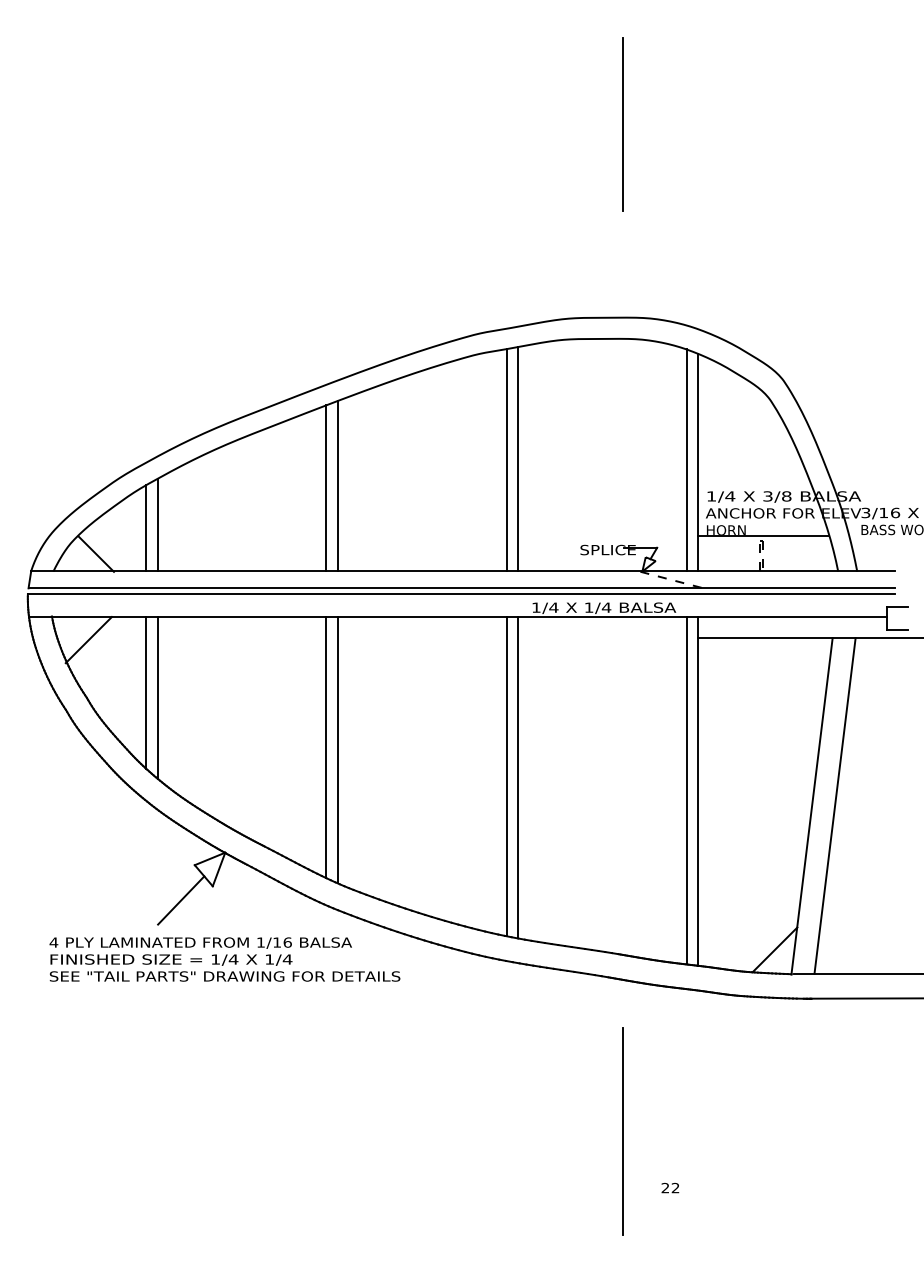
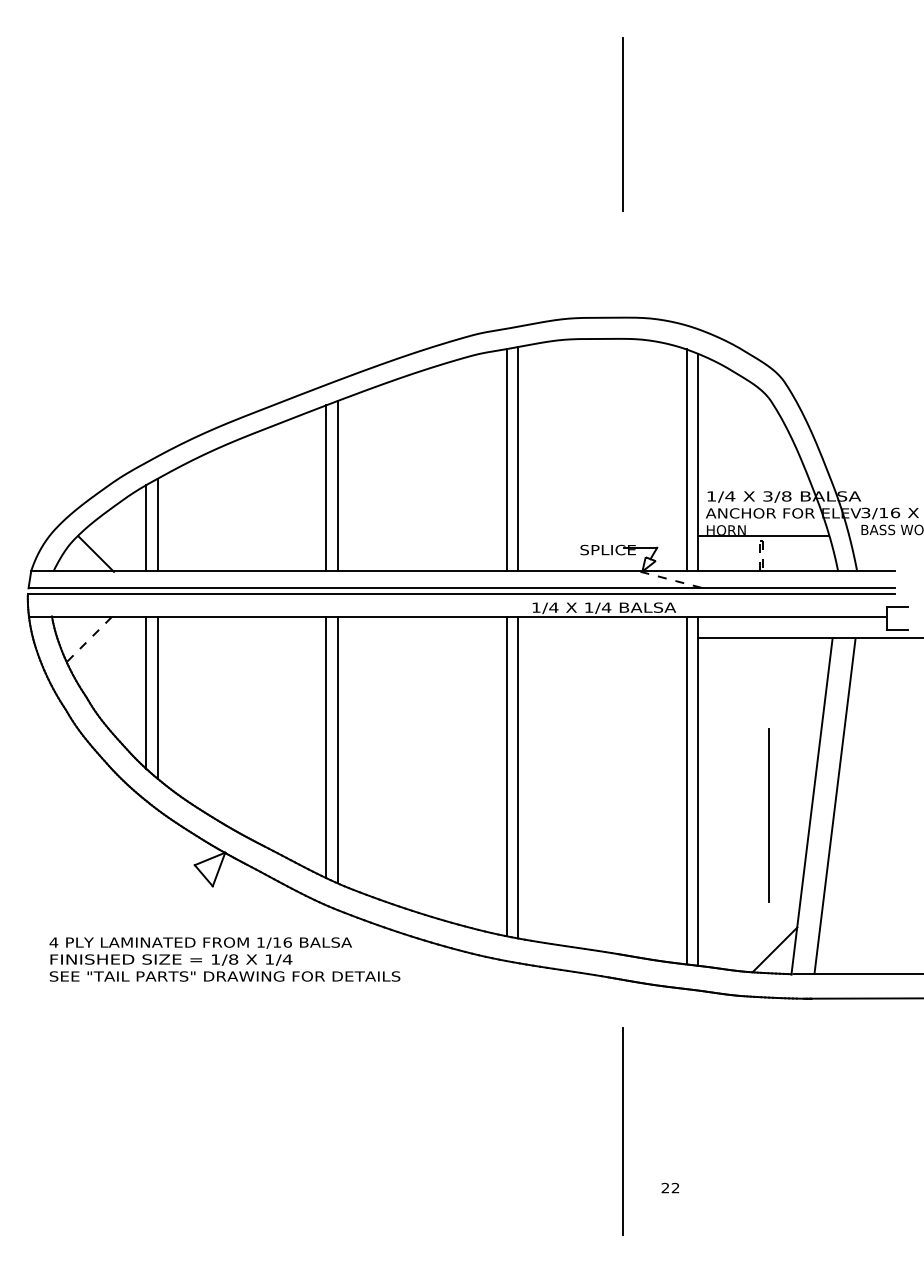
line: solid -> dashed (88, 640)
line: none -> present (768, 815)
line: present -> none (181, 900)
text: 1/4 -> 1/8 (233, 959)
